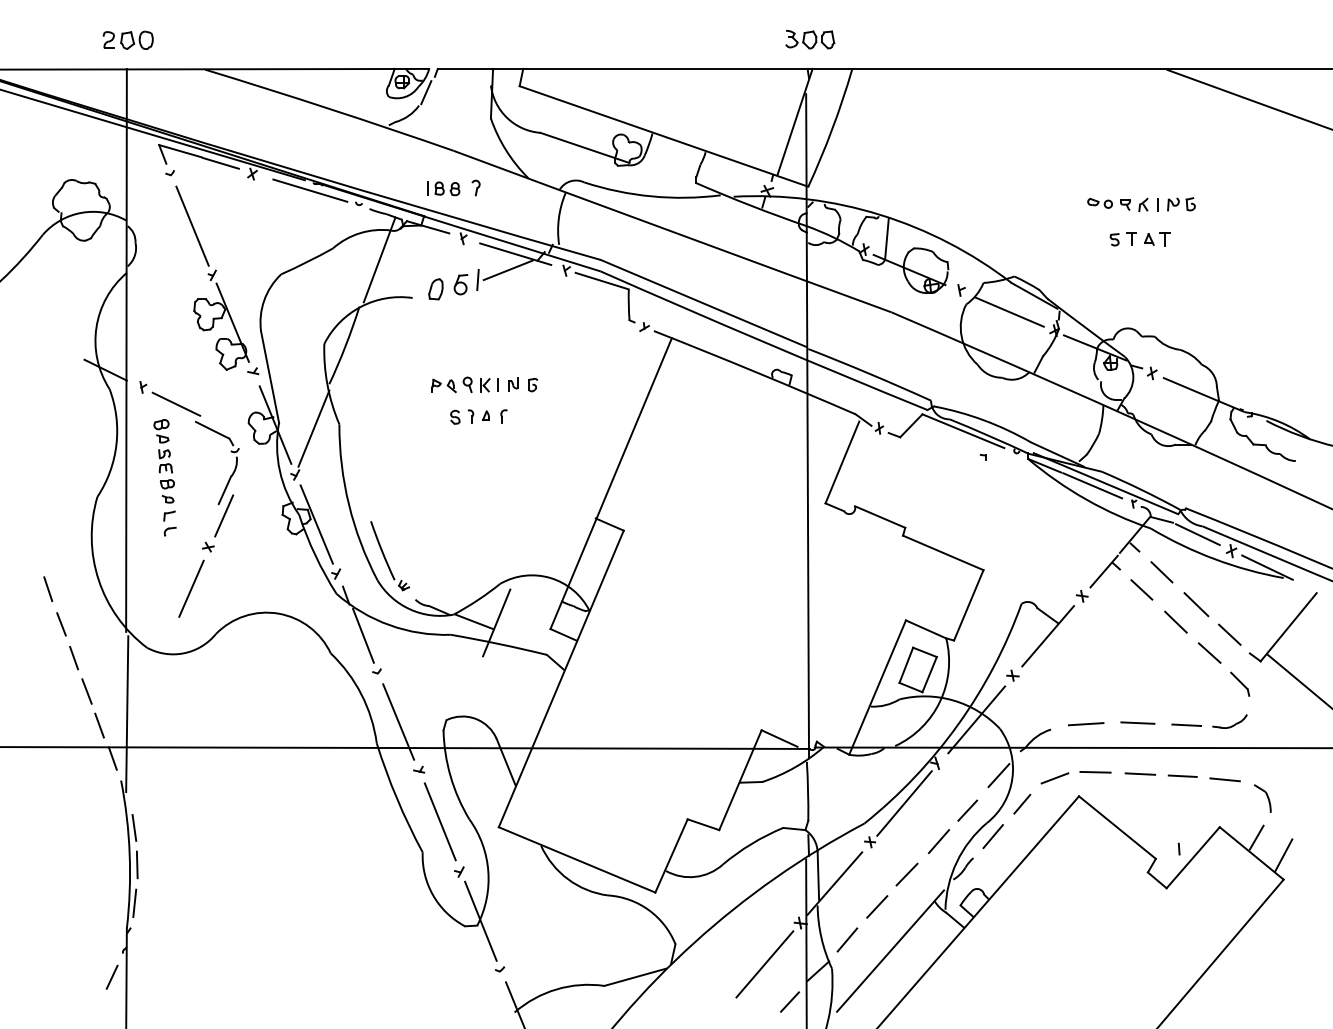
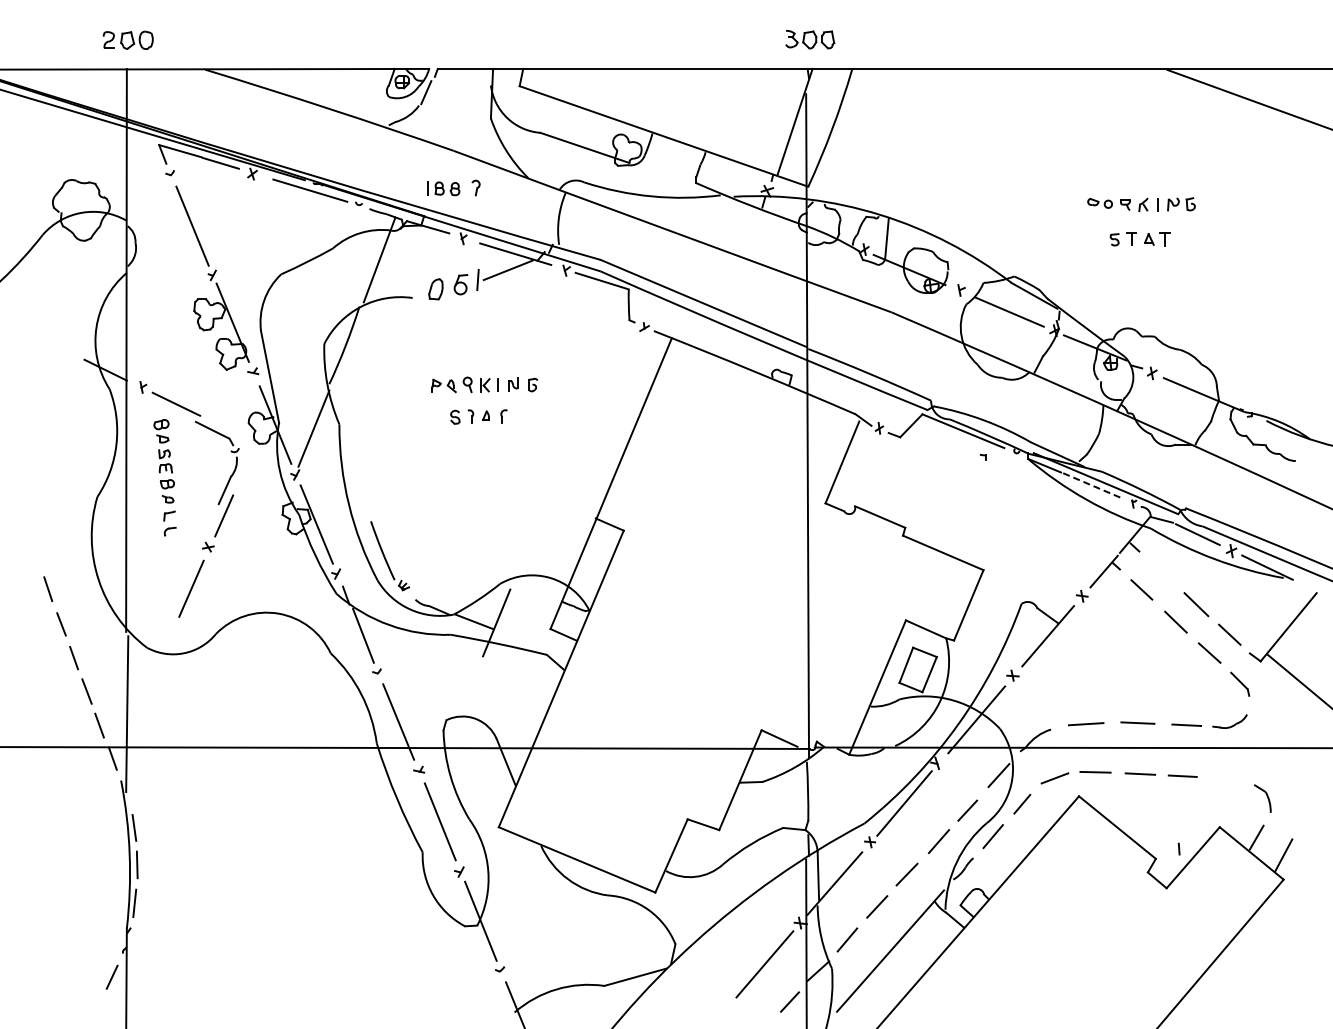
line: solid -> dashed (1093, 485)
line: present -> none (1161, 572)
line: present -> none (1224, 779)
